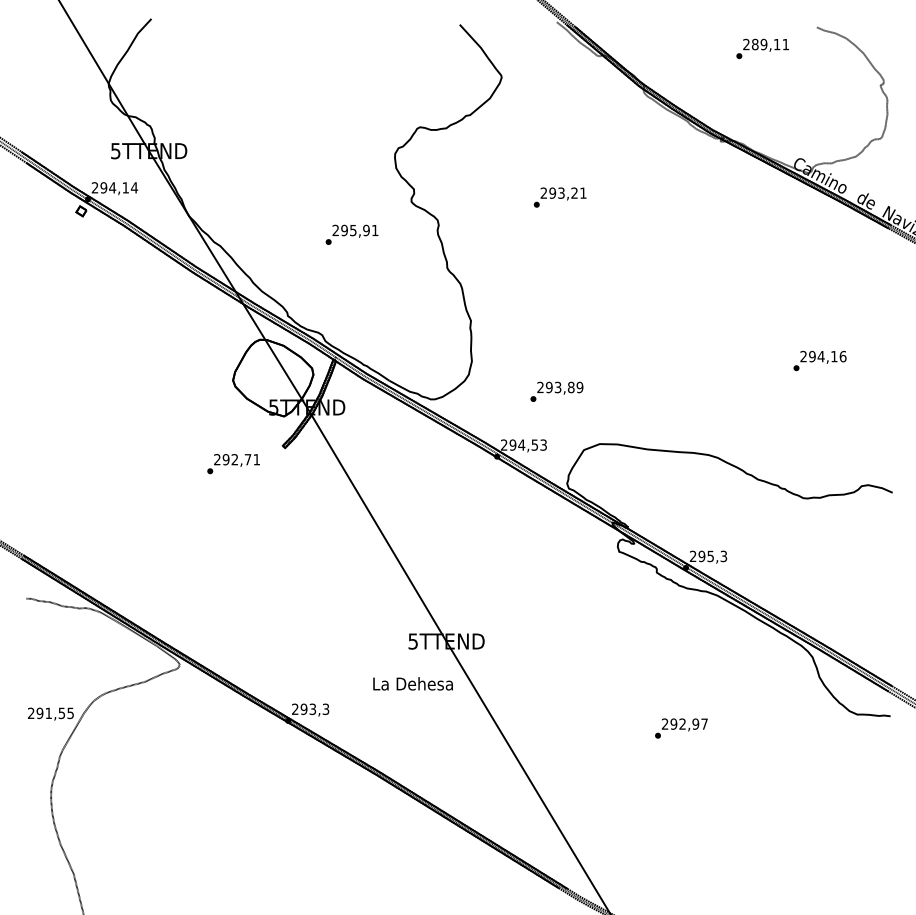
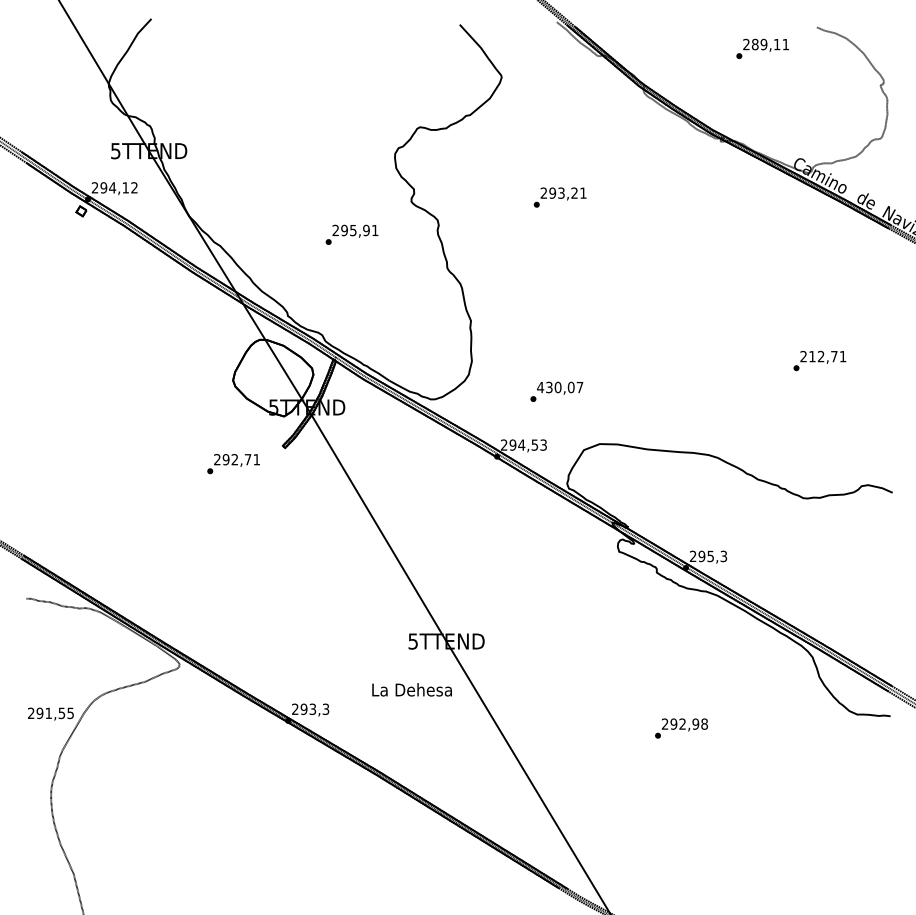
text: 294,14 -> 294,12 (134, 187)
text: 294,16 -> 212,71 (827, 356)
text: 293,89 -> 430,07 (560, 387)
text position: (412, 683) -> (411, 689) (411, 689)
text: 292,97 -> 292,98 (704, 723)
